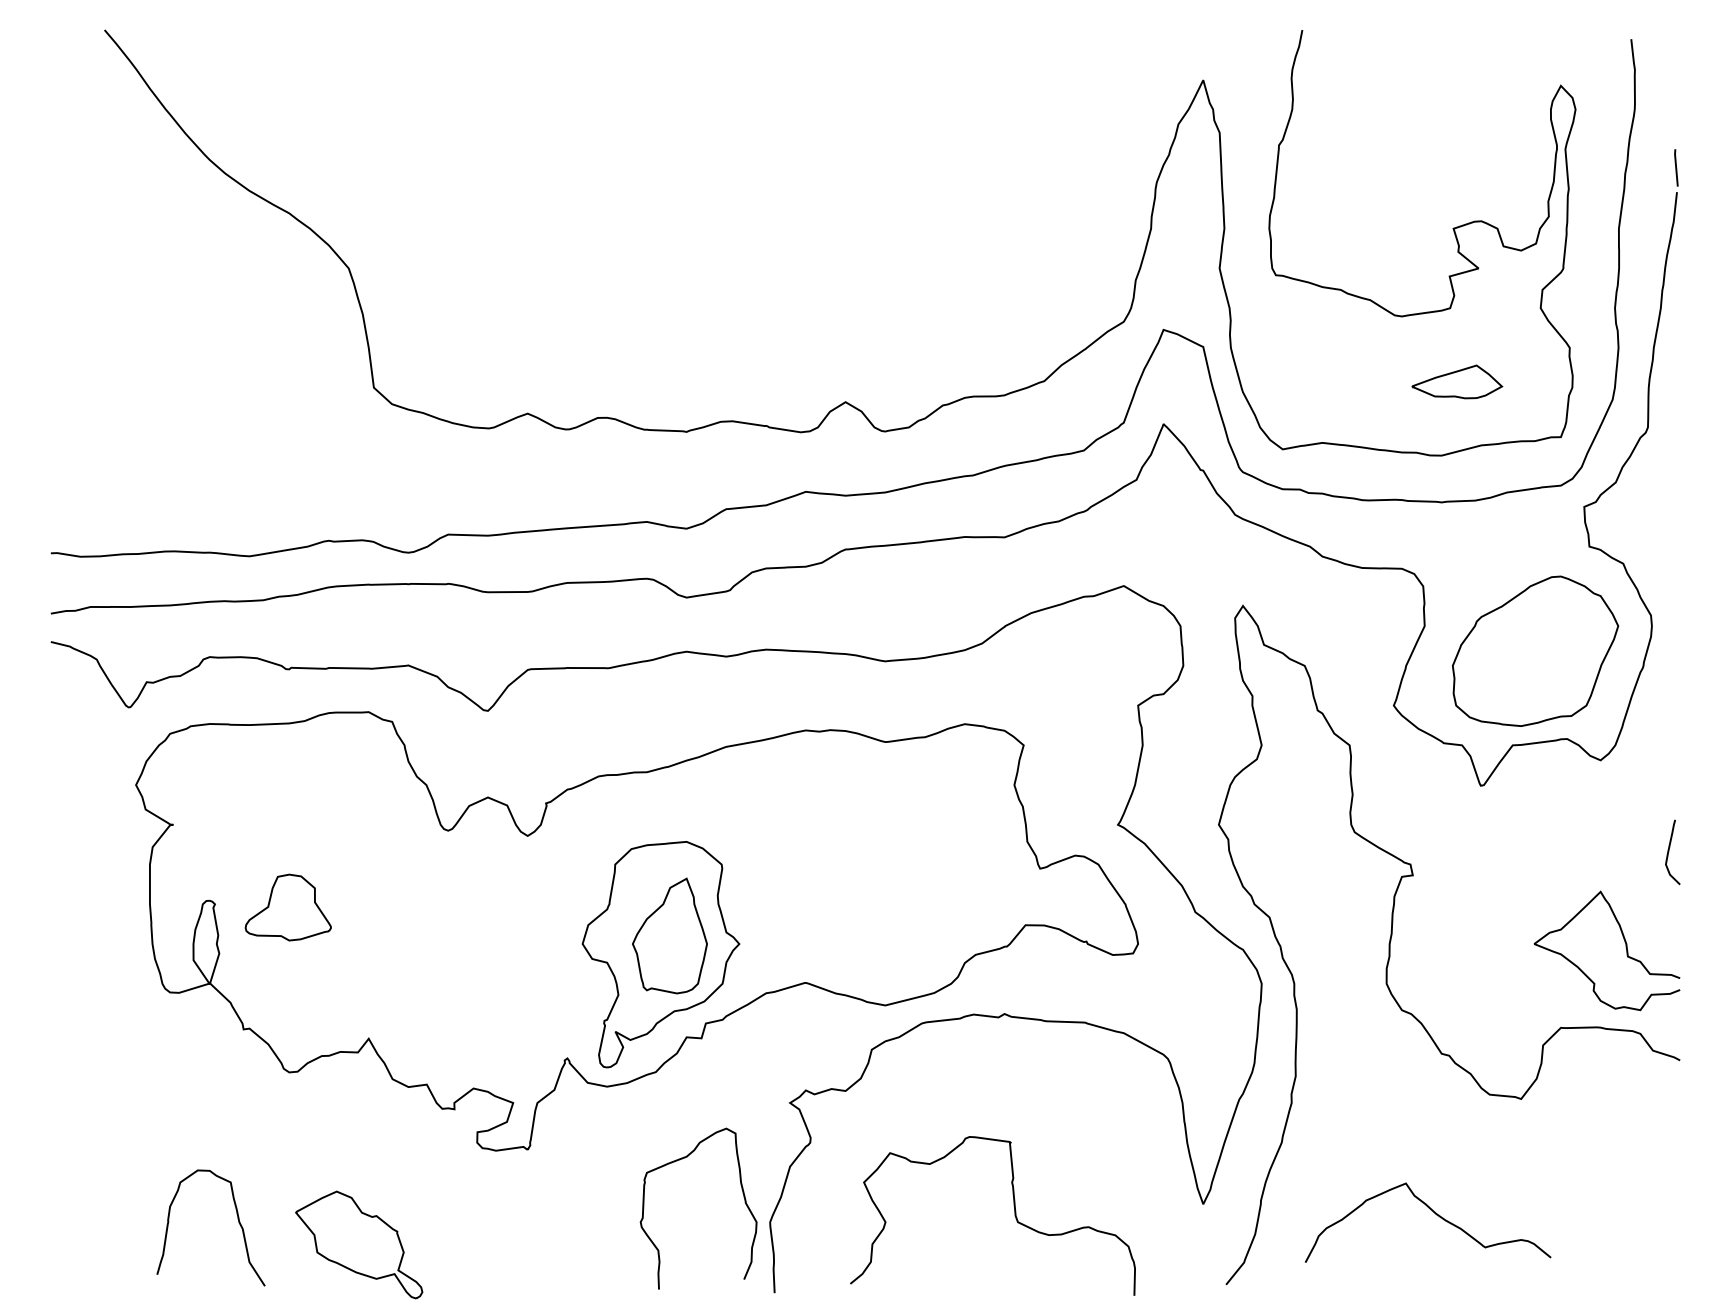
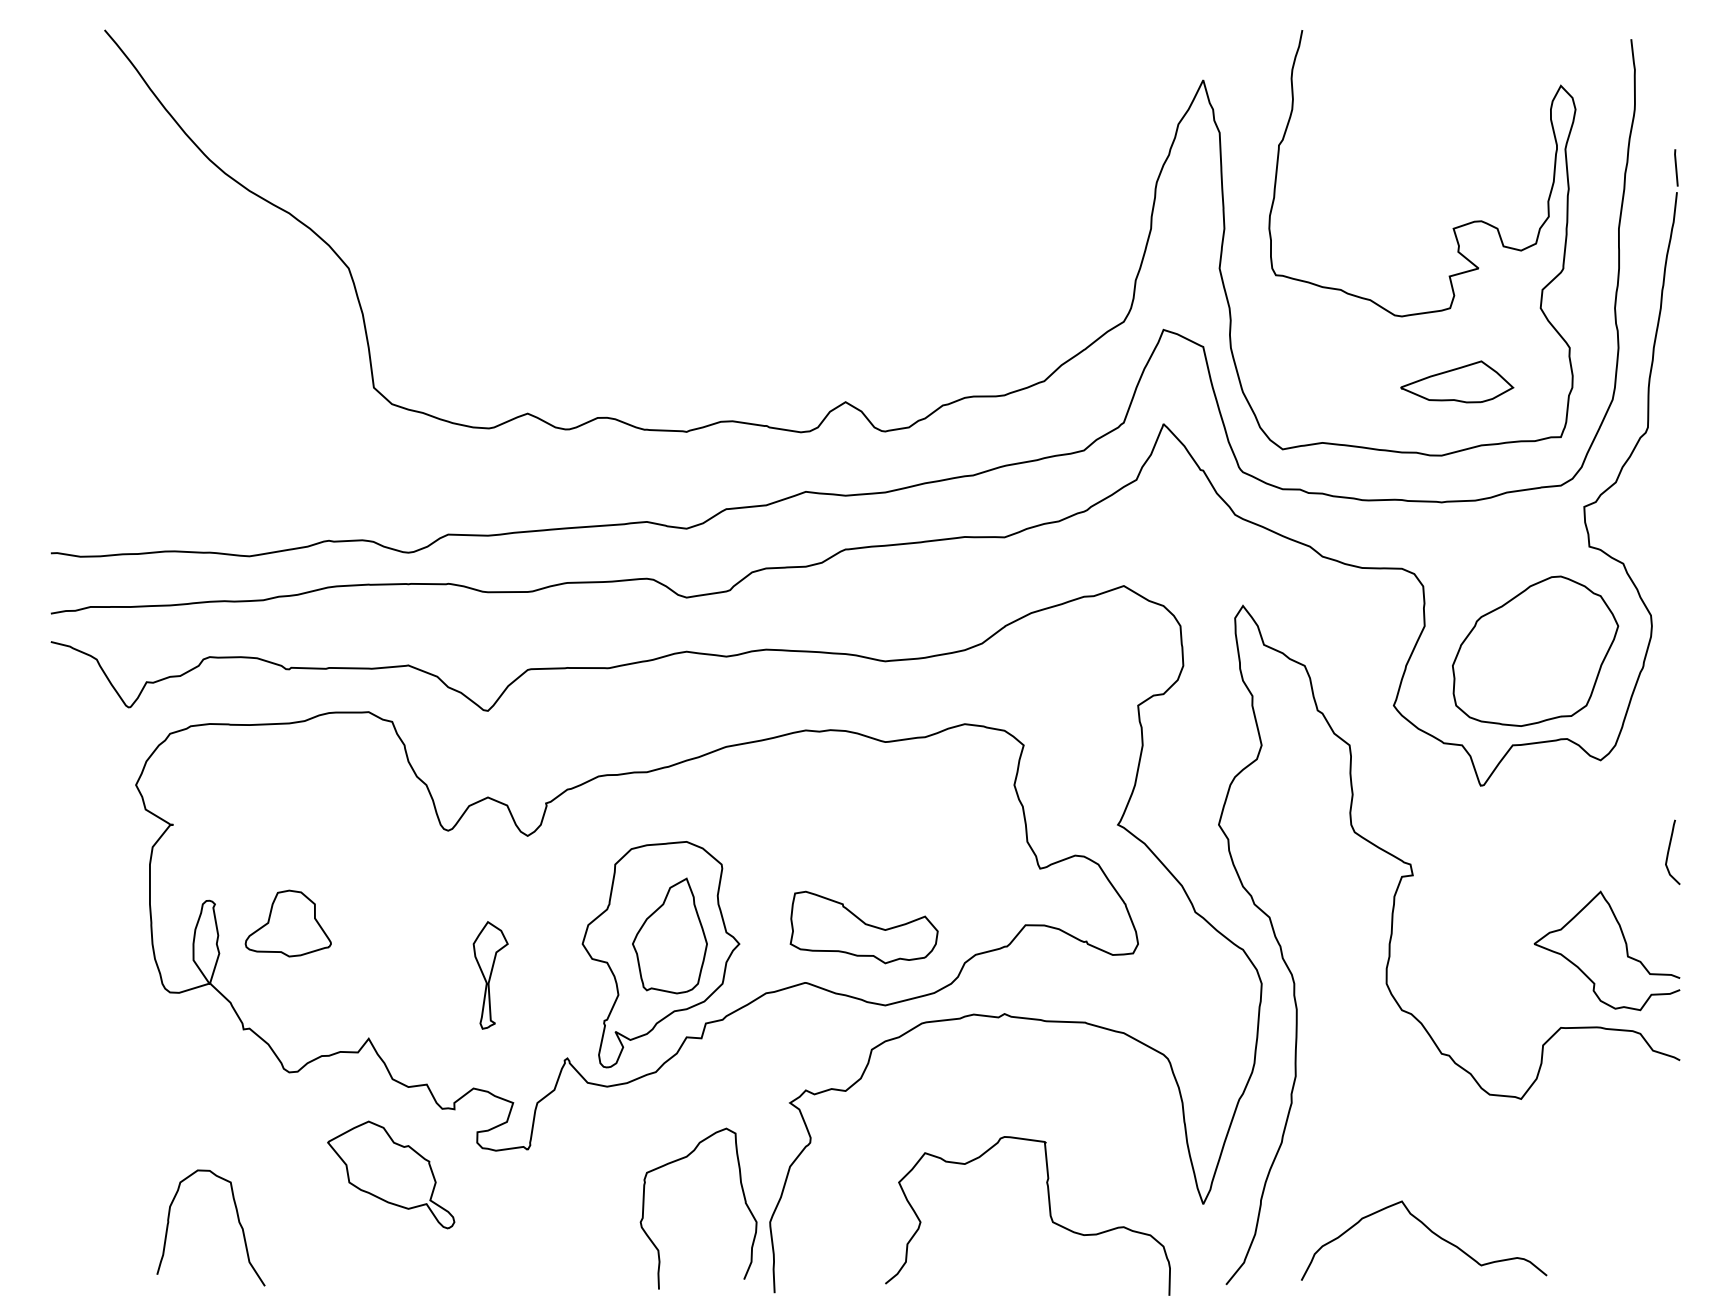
part size: 93x36 px -> 115x44 px (1457, 381)
part position: (287, 907) -> (287, 923) (287, 923)
part: none -> present (863, 927)
part: none -> present (490, 975)
curve position: (1435, 1214) -> (1431, 1232) (1431, 1232)
curve position: (1014, 1215) -> (1049, 1215) (1049, 1215)
part position: (359, 1244) -> (391, 1174) (391, 1174)
